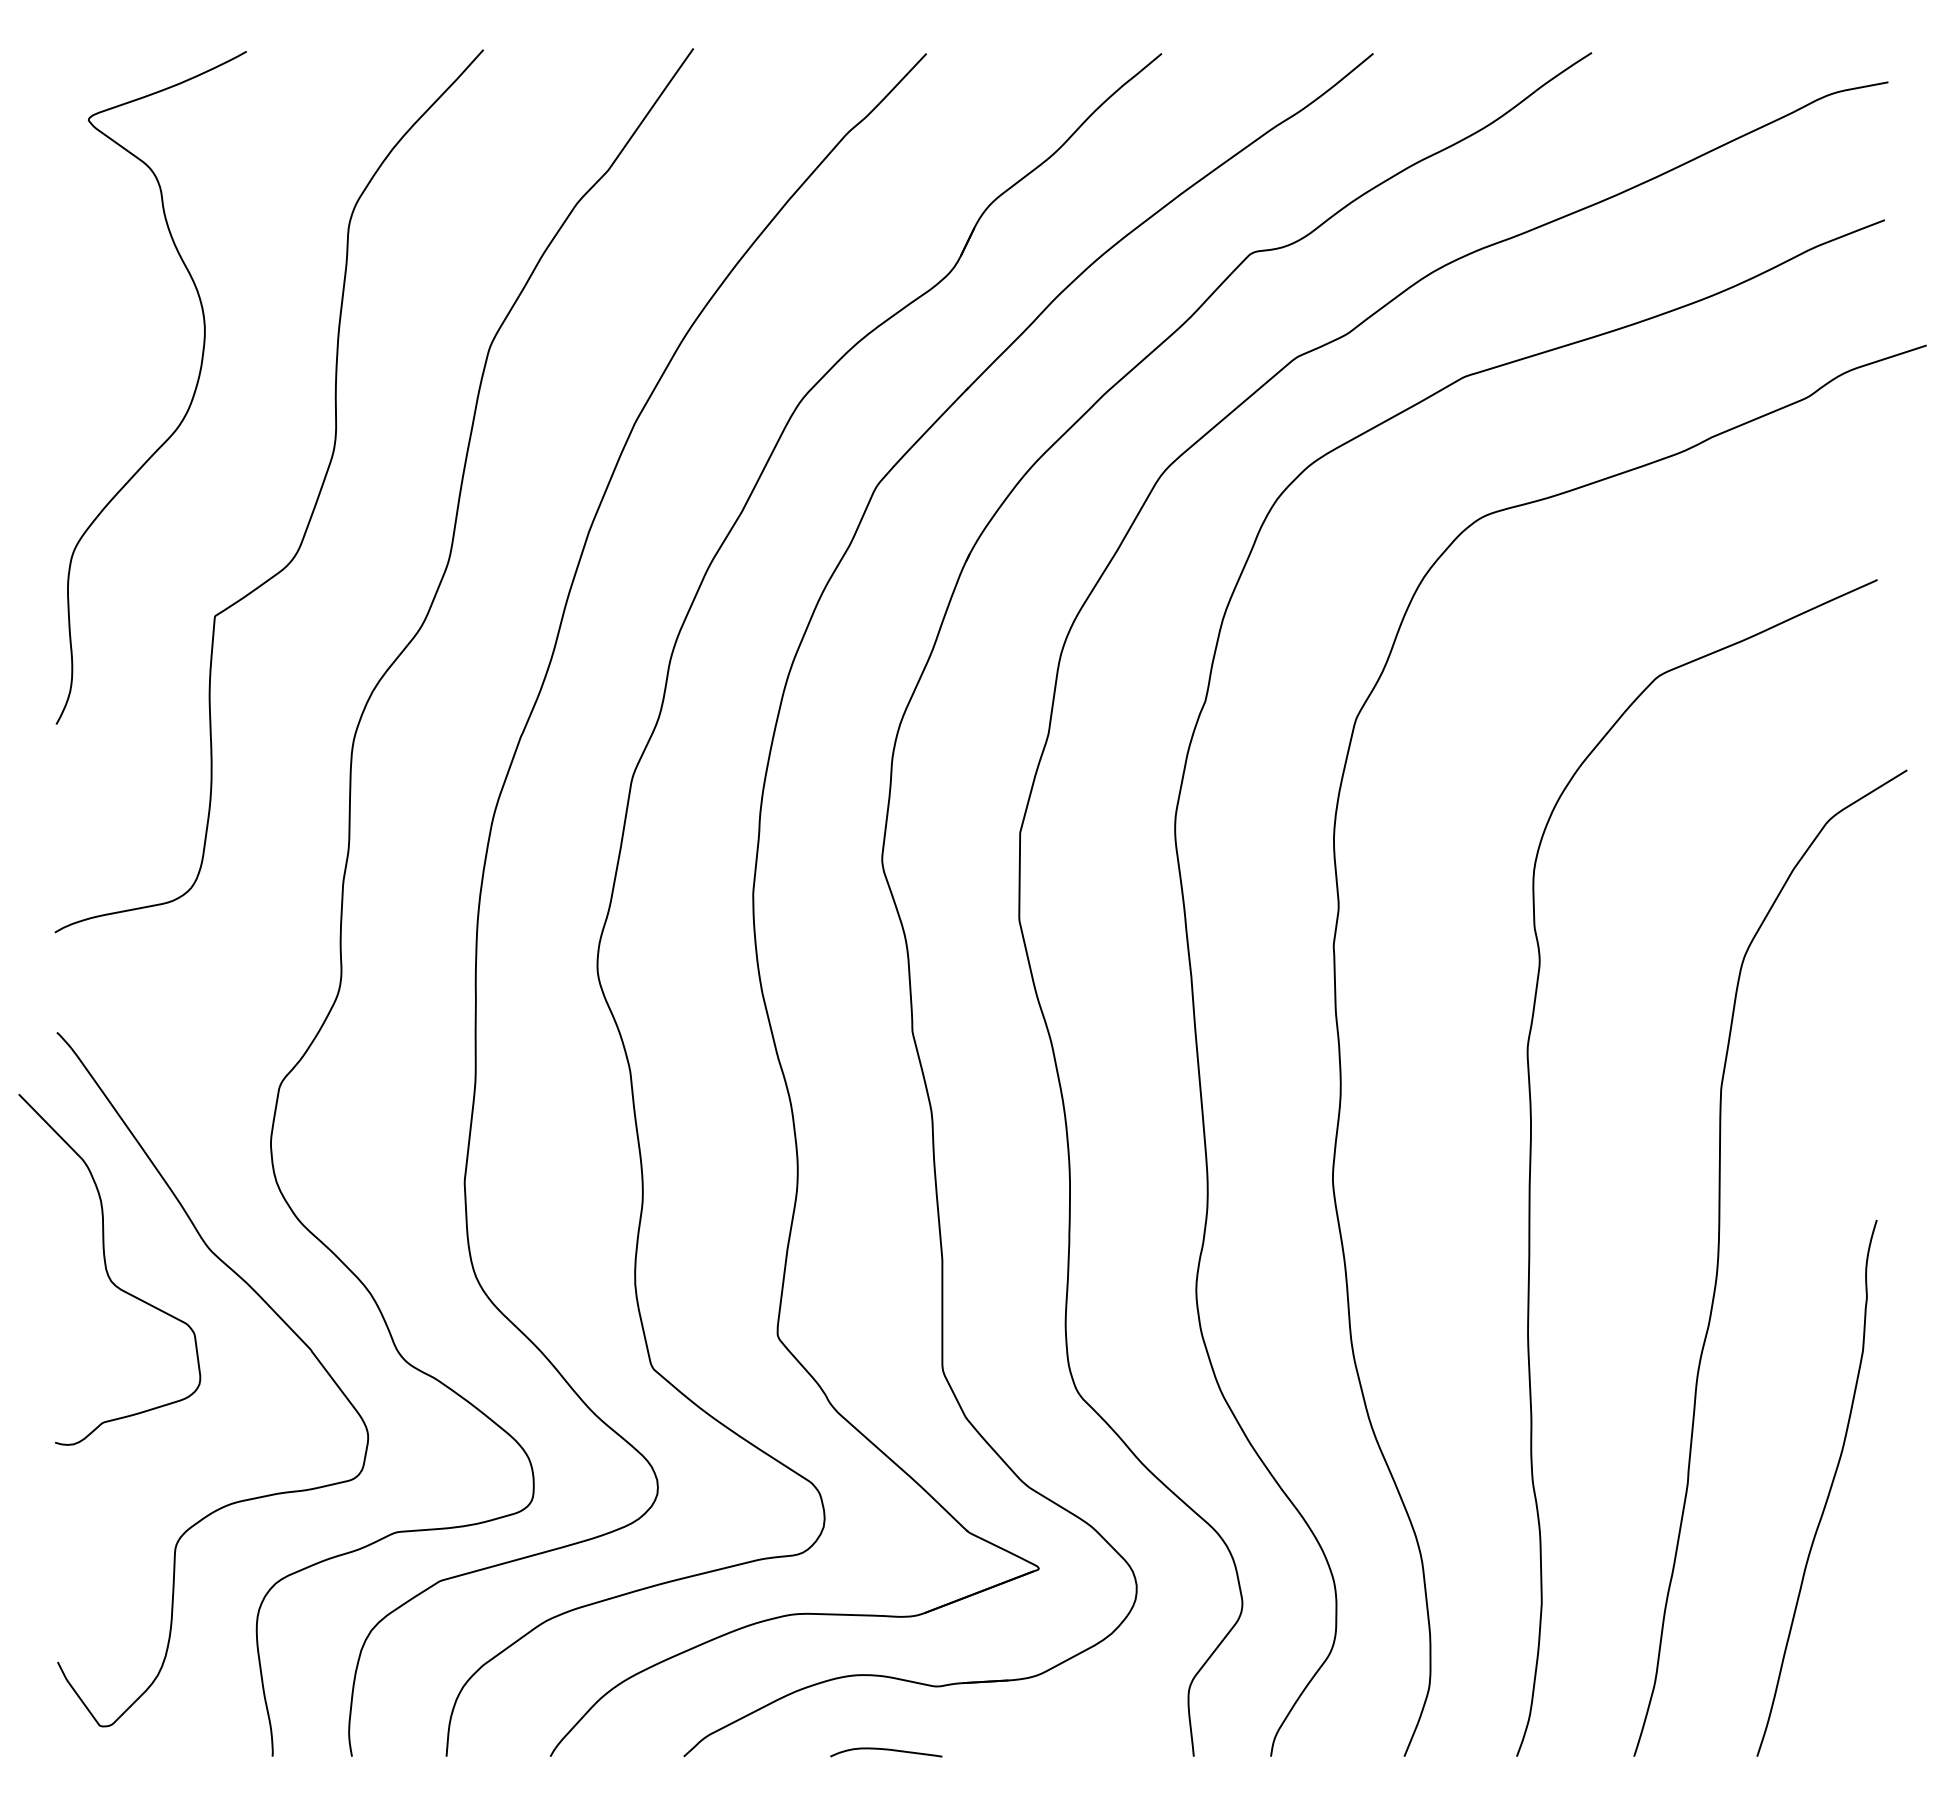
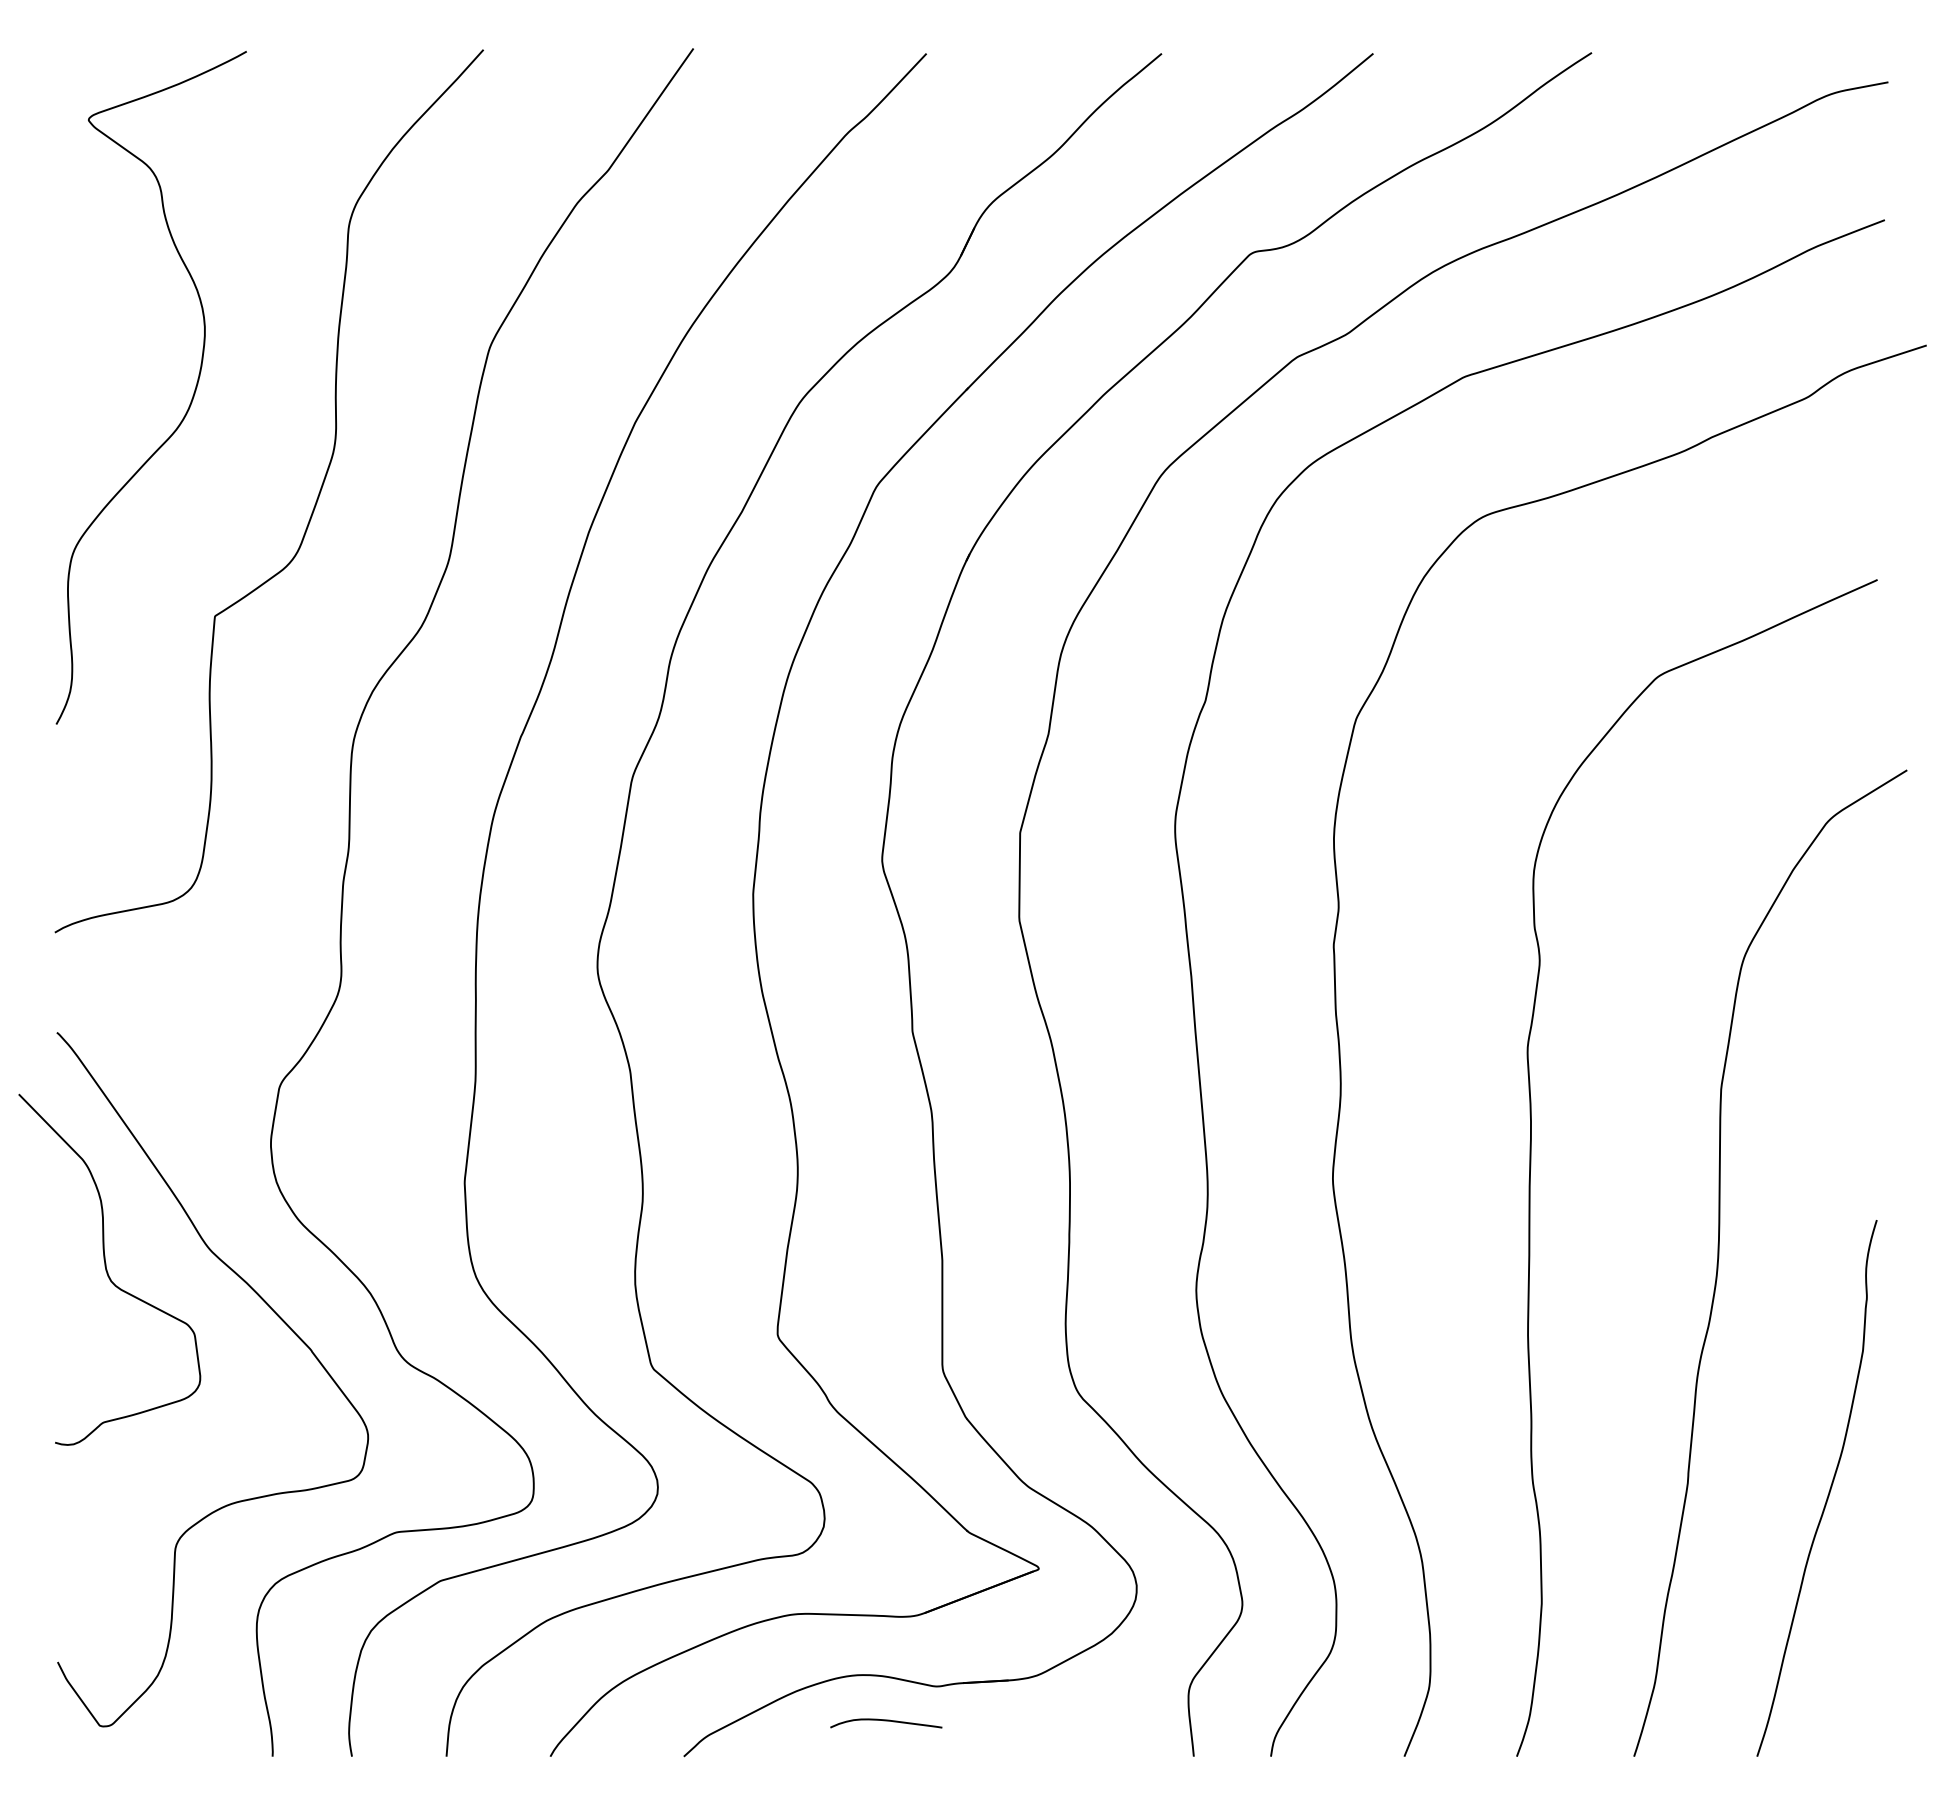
curve position: (886, 1750) -> (886, 1721) (886, 1721)
